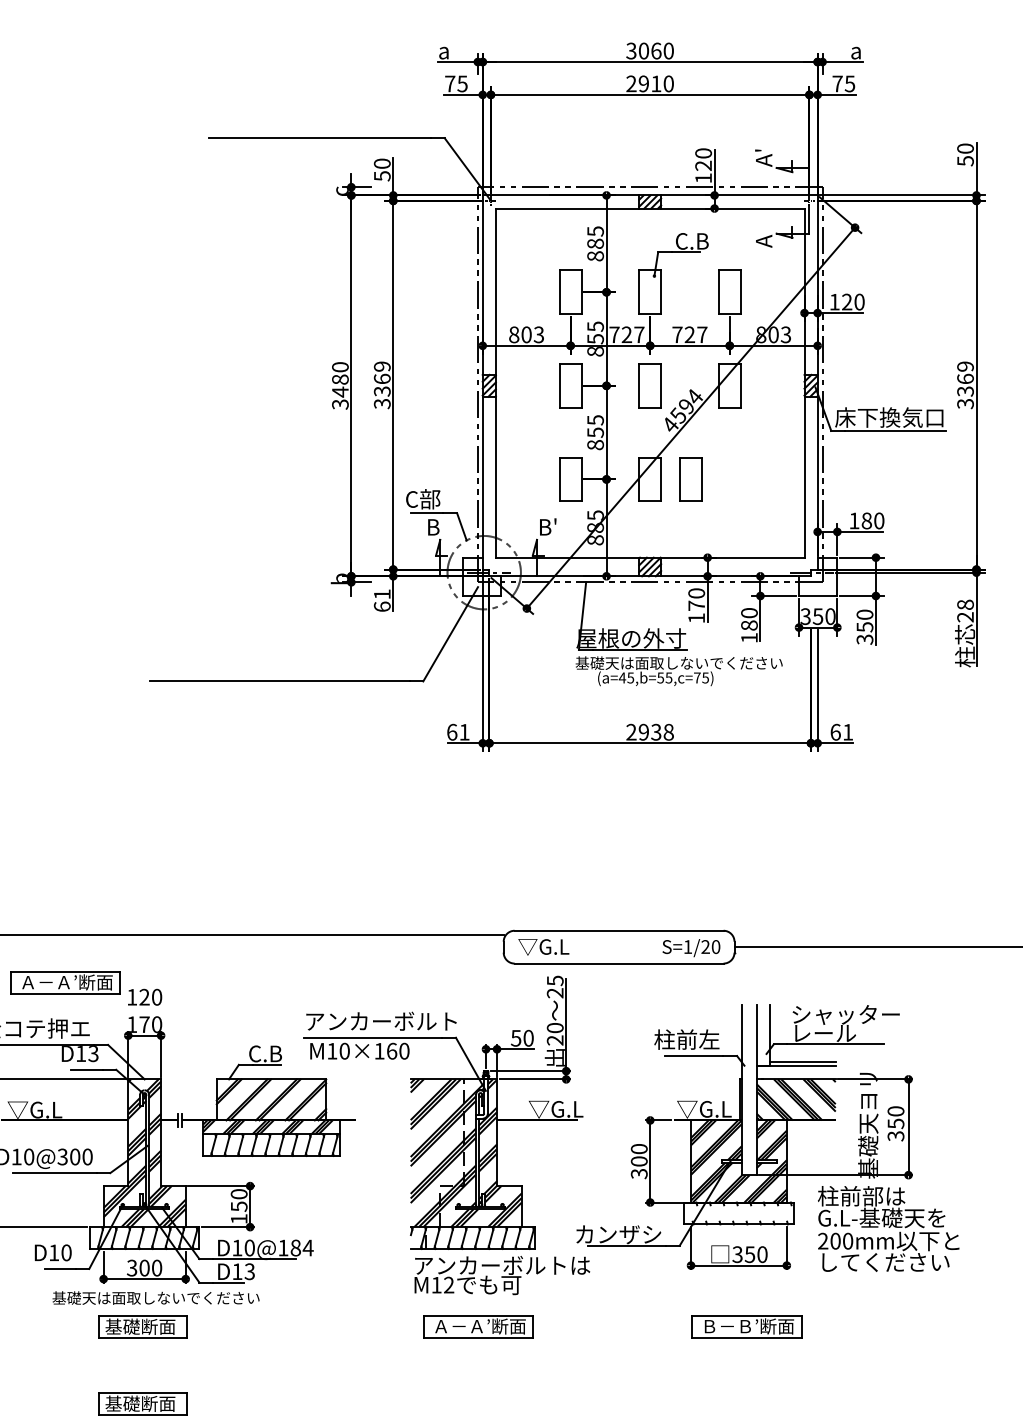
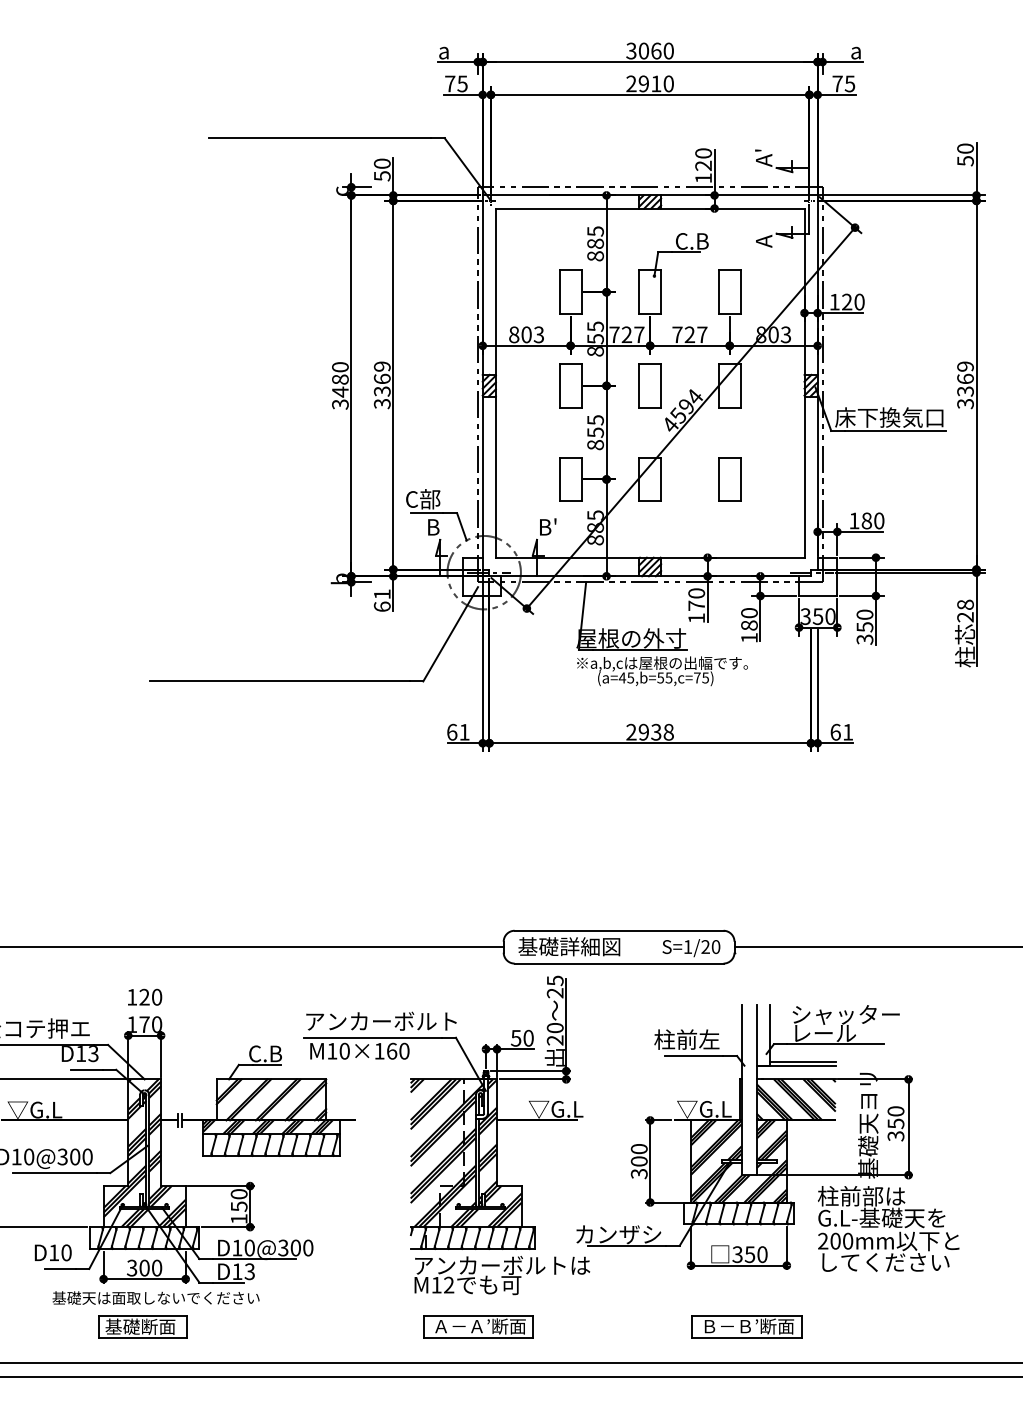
part position: (690, 479) -> (729, 479) (729, 479)
text: 基礎天は面取しないでください -> ※a,b,cは屋根の出幅です。 (678, 663)
line position: (252, 935) -> (252, 947) (252, 947)
text: ▽G.L -> 基礎詳細図 (569, 946)
part: present -> none (65, 982)
hatch: none -> present (738, 1213)
text: D10@184 -> D10@300 (295, 1247)
line: none -> present (510, 1362)
line: none -> present (510, 1377)
part: present -> none (142, 1403)
